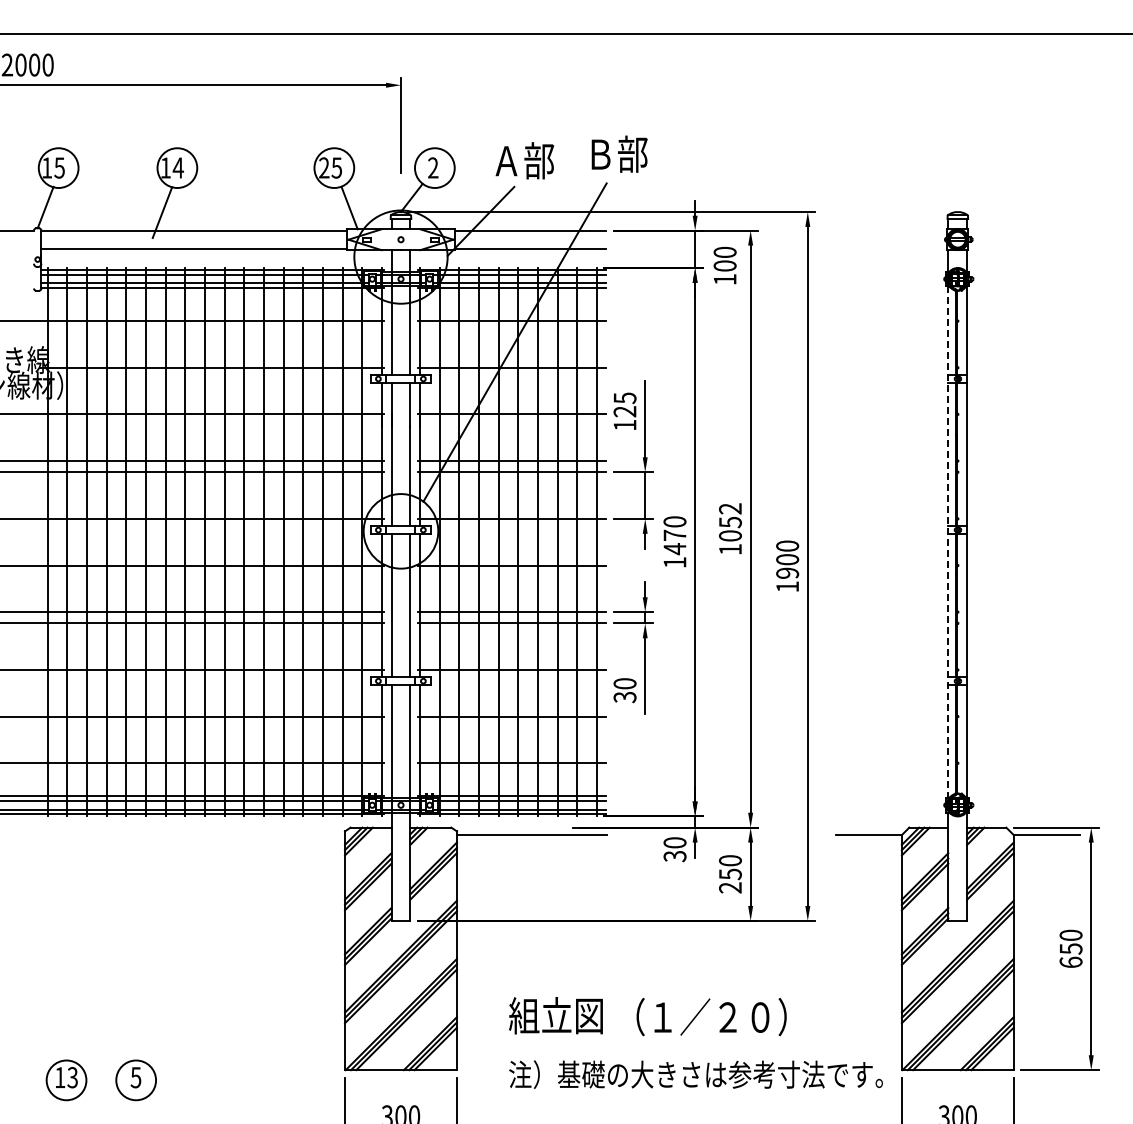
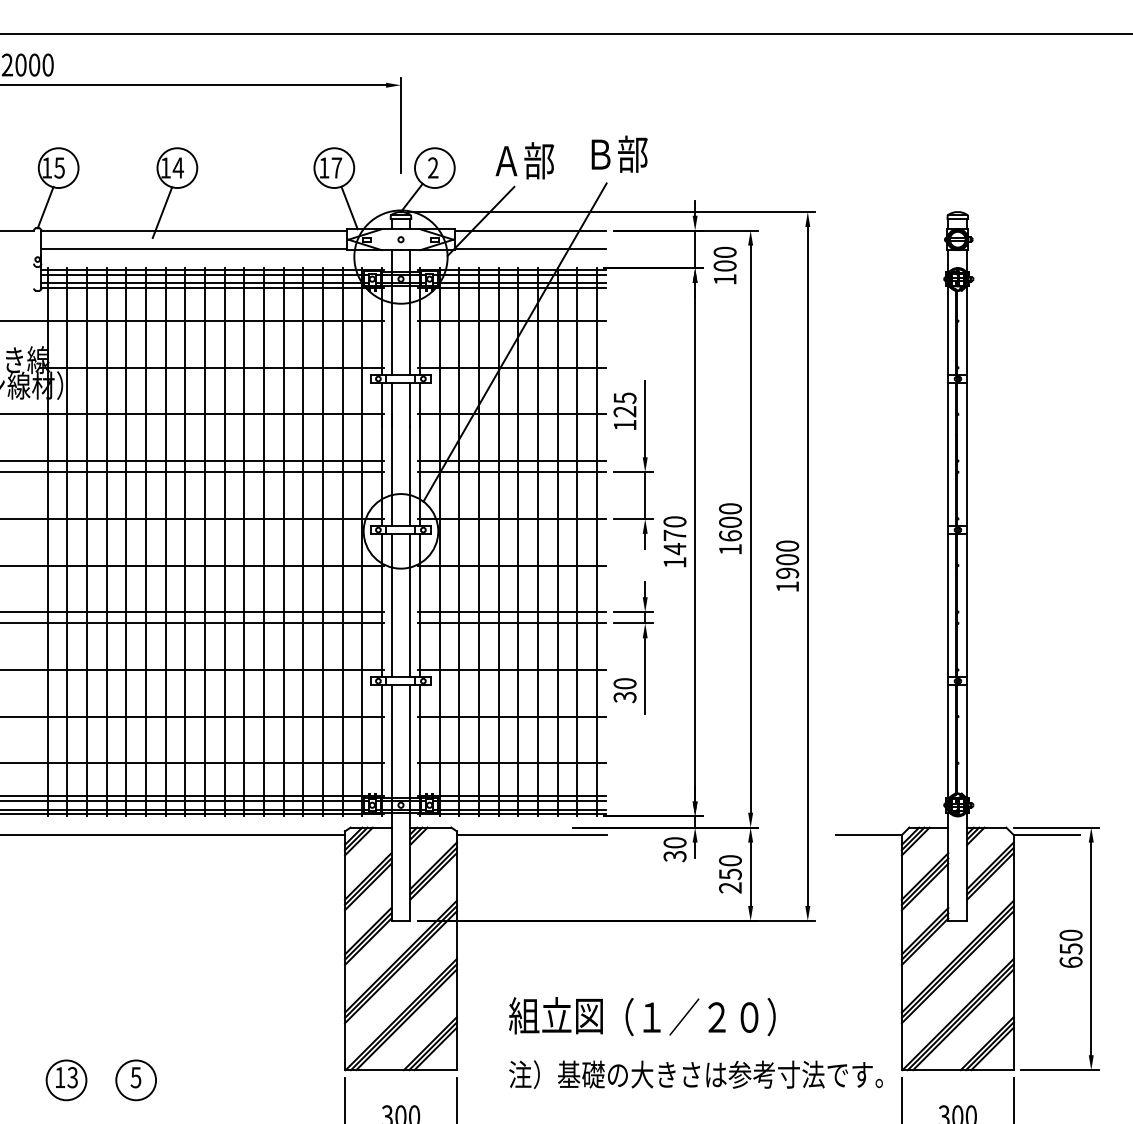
text: 25 -> 17 (330, 167)
text: 1052 -> 1600 (730, 522)
line: dashed -> solid (948, 542)
line: none -> present (173, 835)
text position: (711, 1017) -> (700, 1017) (700, 1017)
